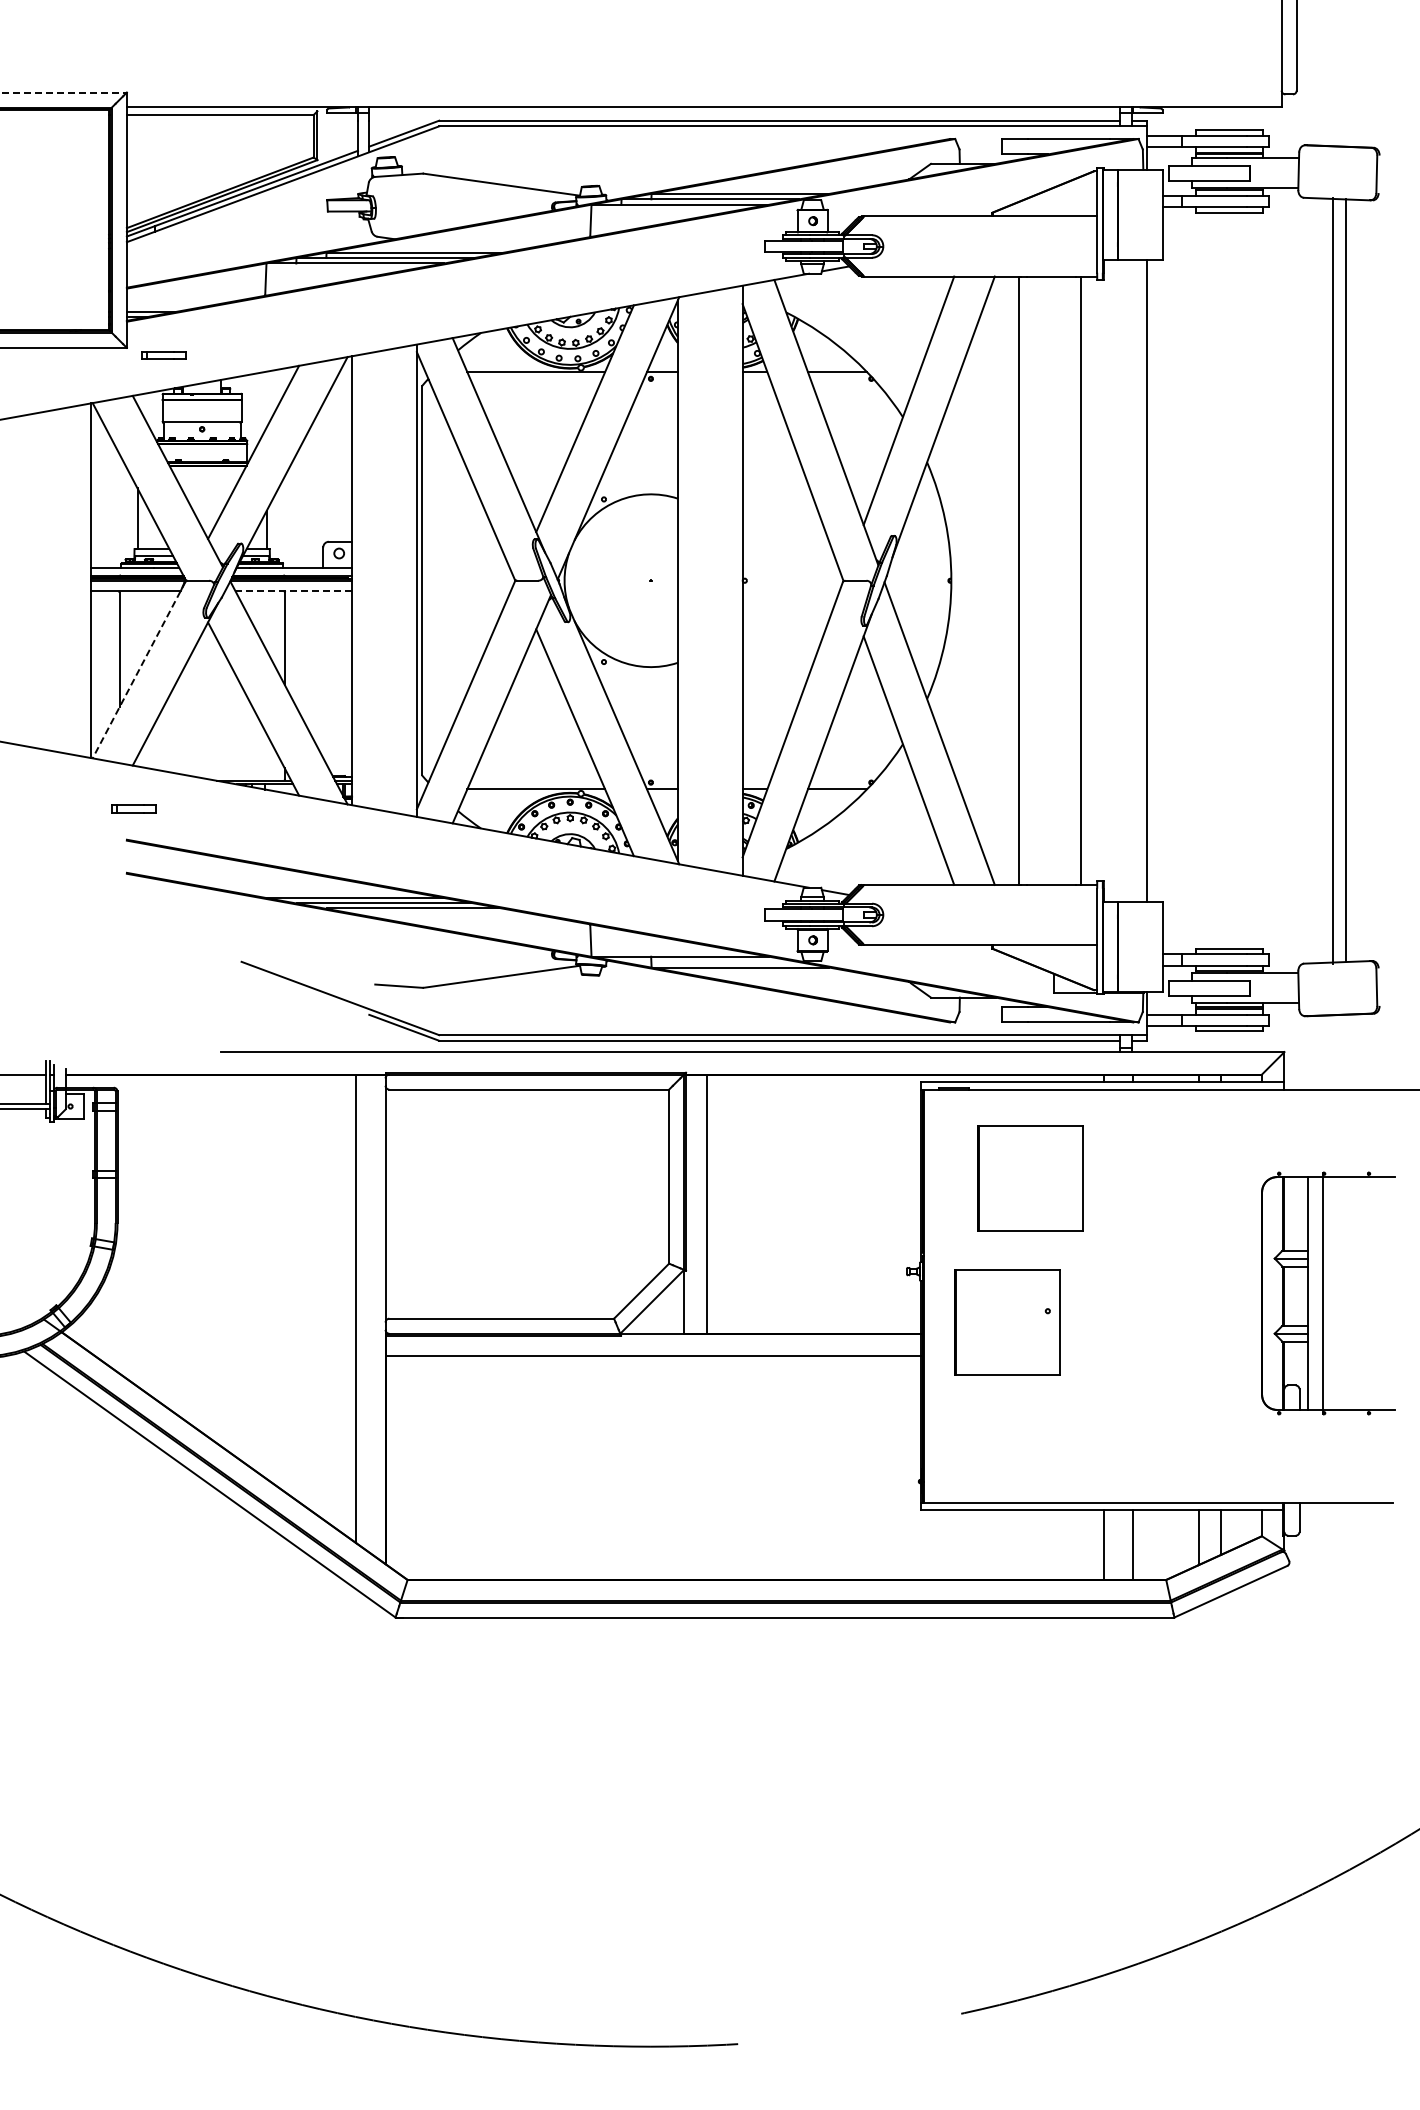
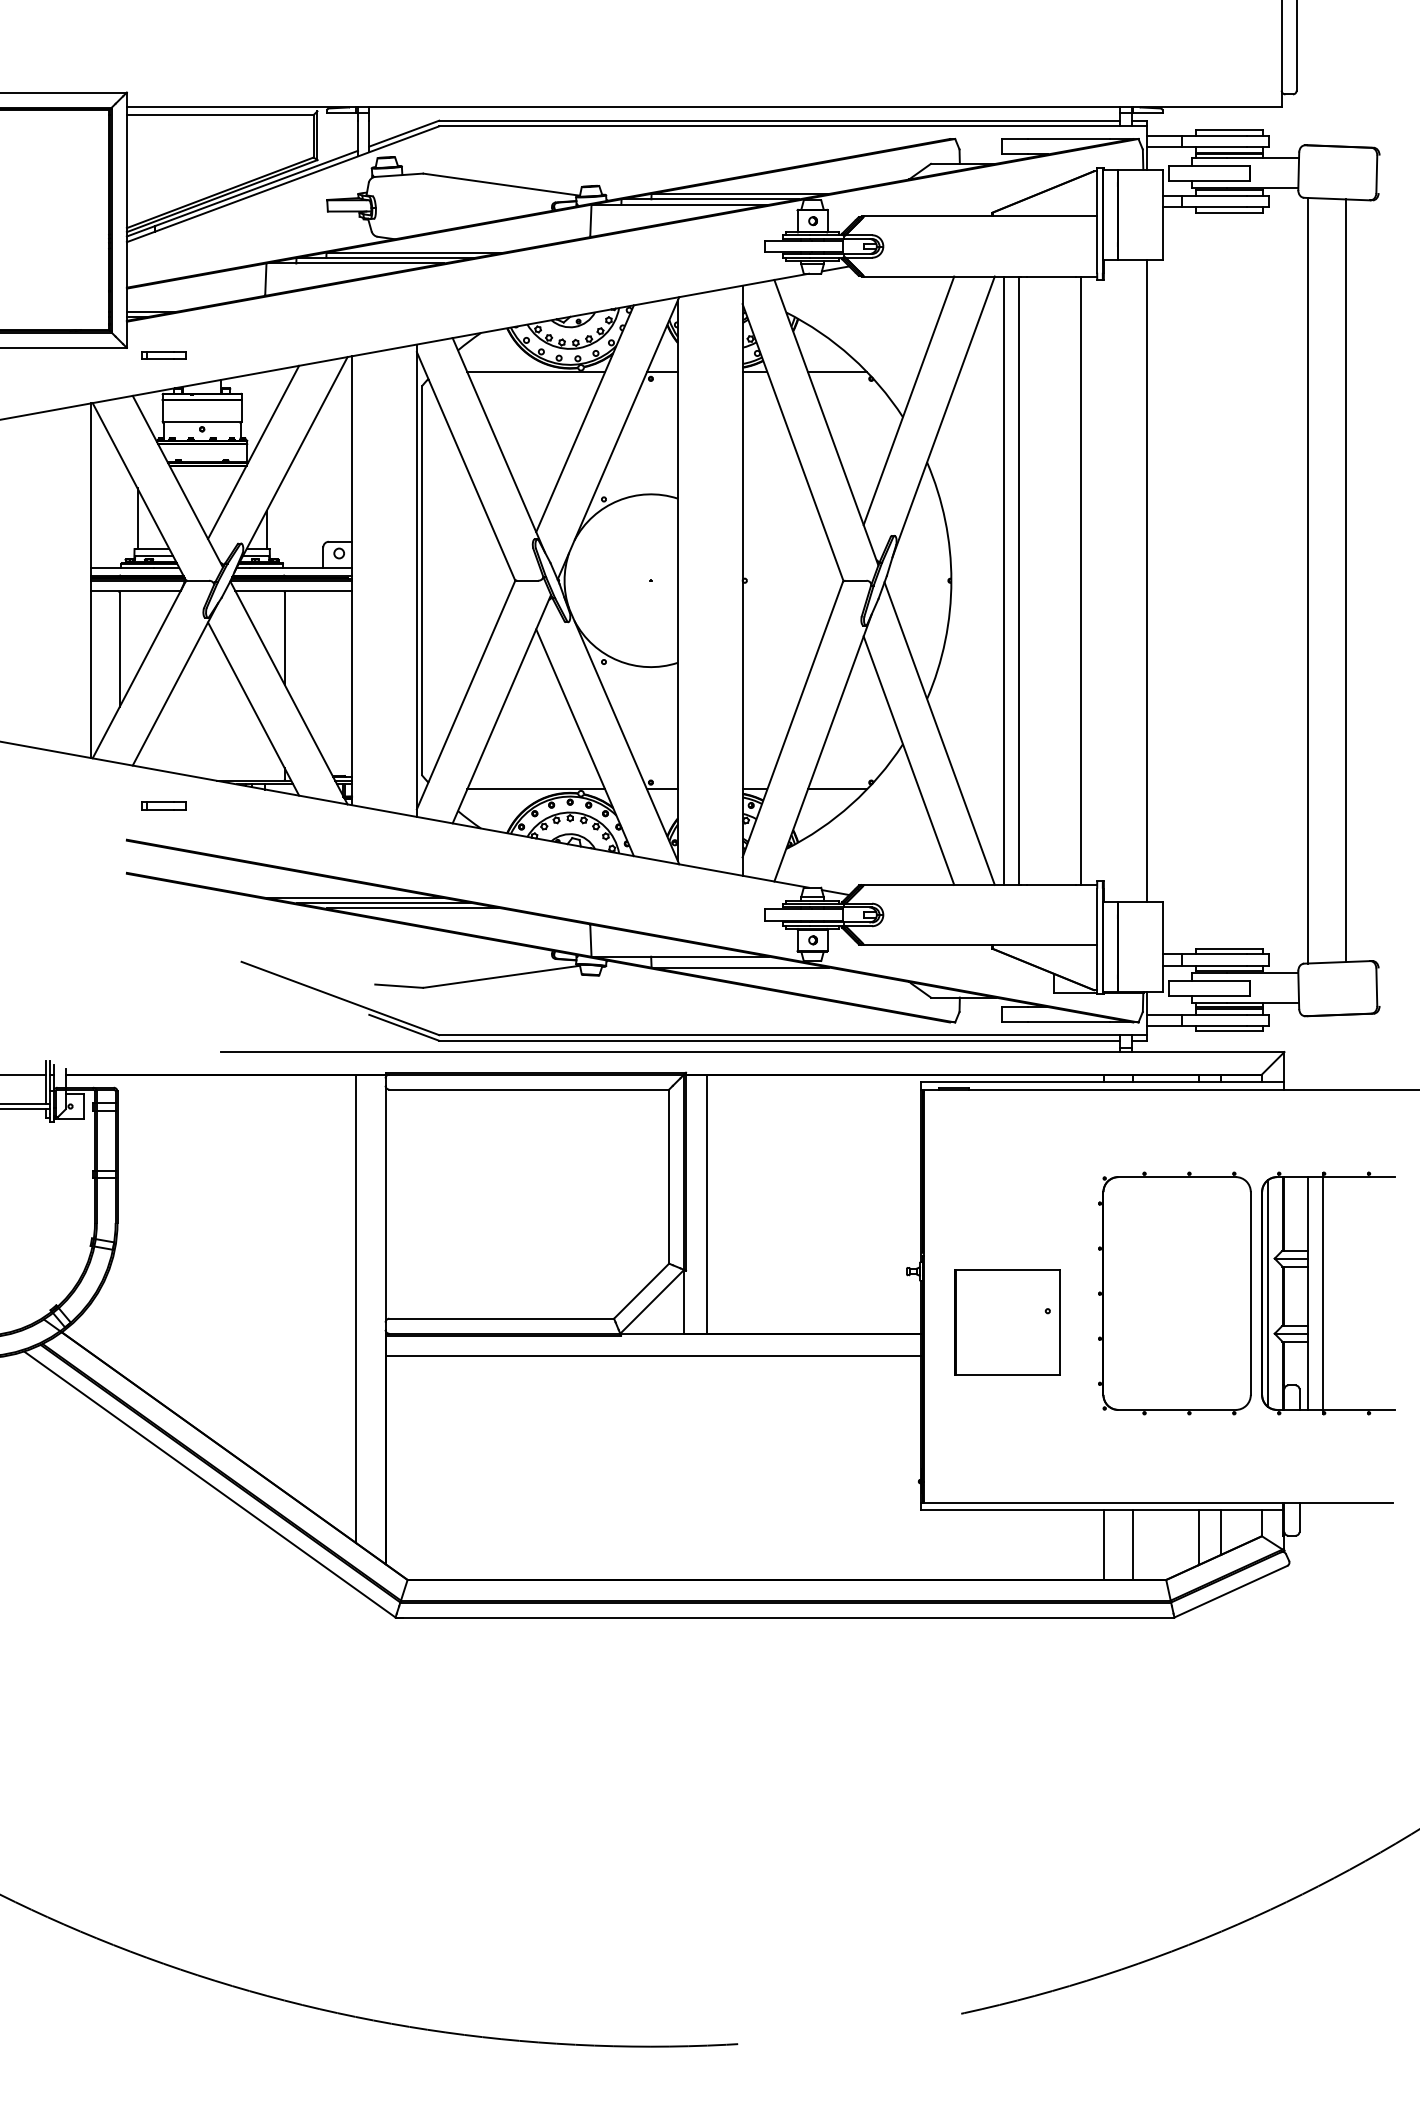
line: dashed -> solid (64, 92)
line: none -> present (1003, 580)
line position: (1333, 580) -> (1308, 580) (1308, 580)
line: dashed -> solid (294, 591)
line: dashed -> solid (139, 670)
part position: (133, 808) -> (163, 805) (163, 805)
part: present -> none (1030, 1178)
part: none -> present (1174, 1293)
line: none -> present (1268, 1293)
